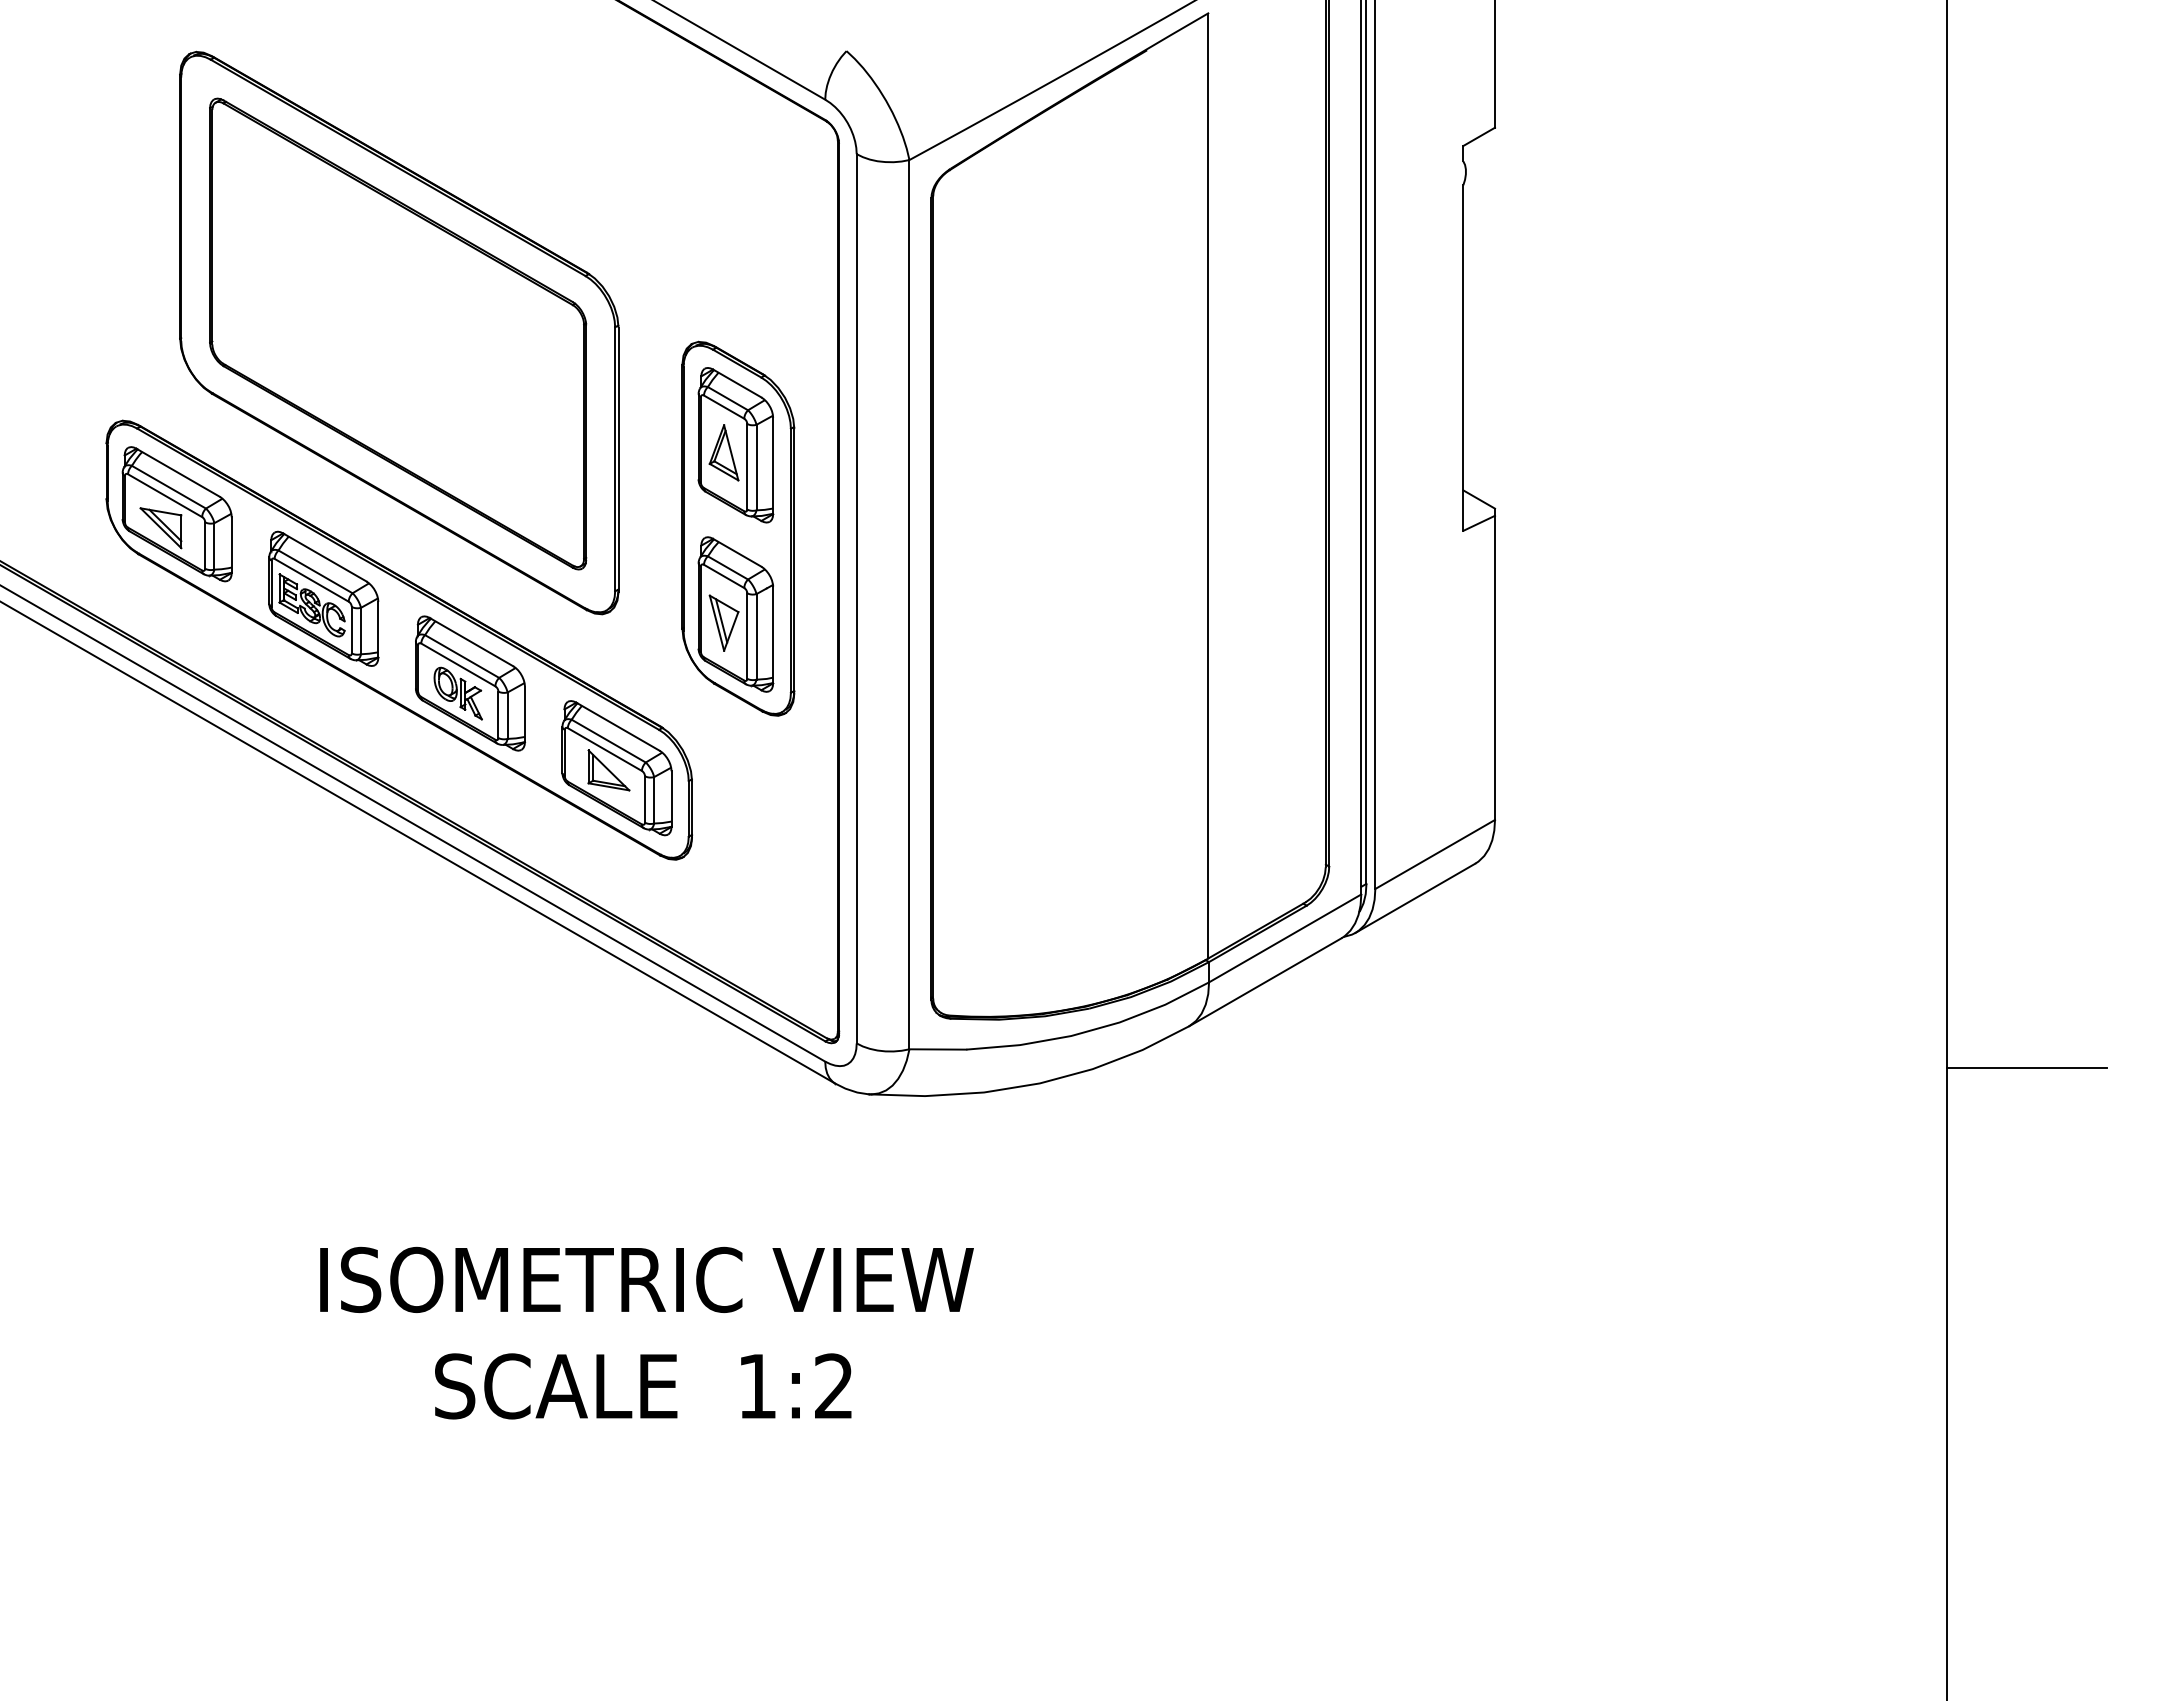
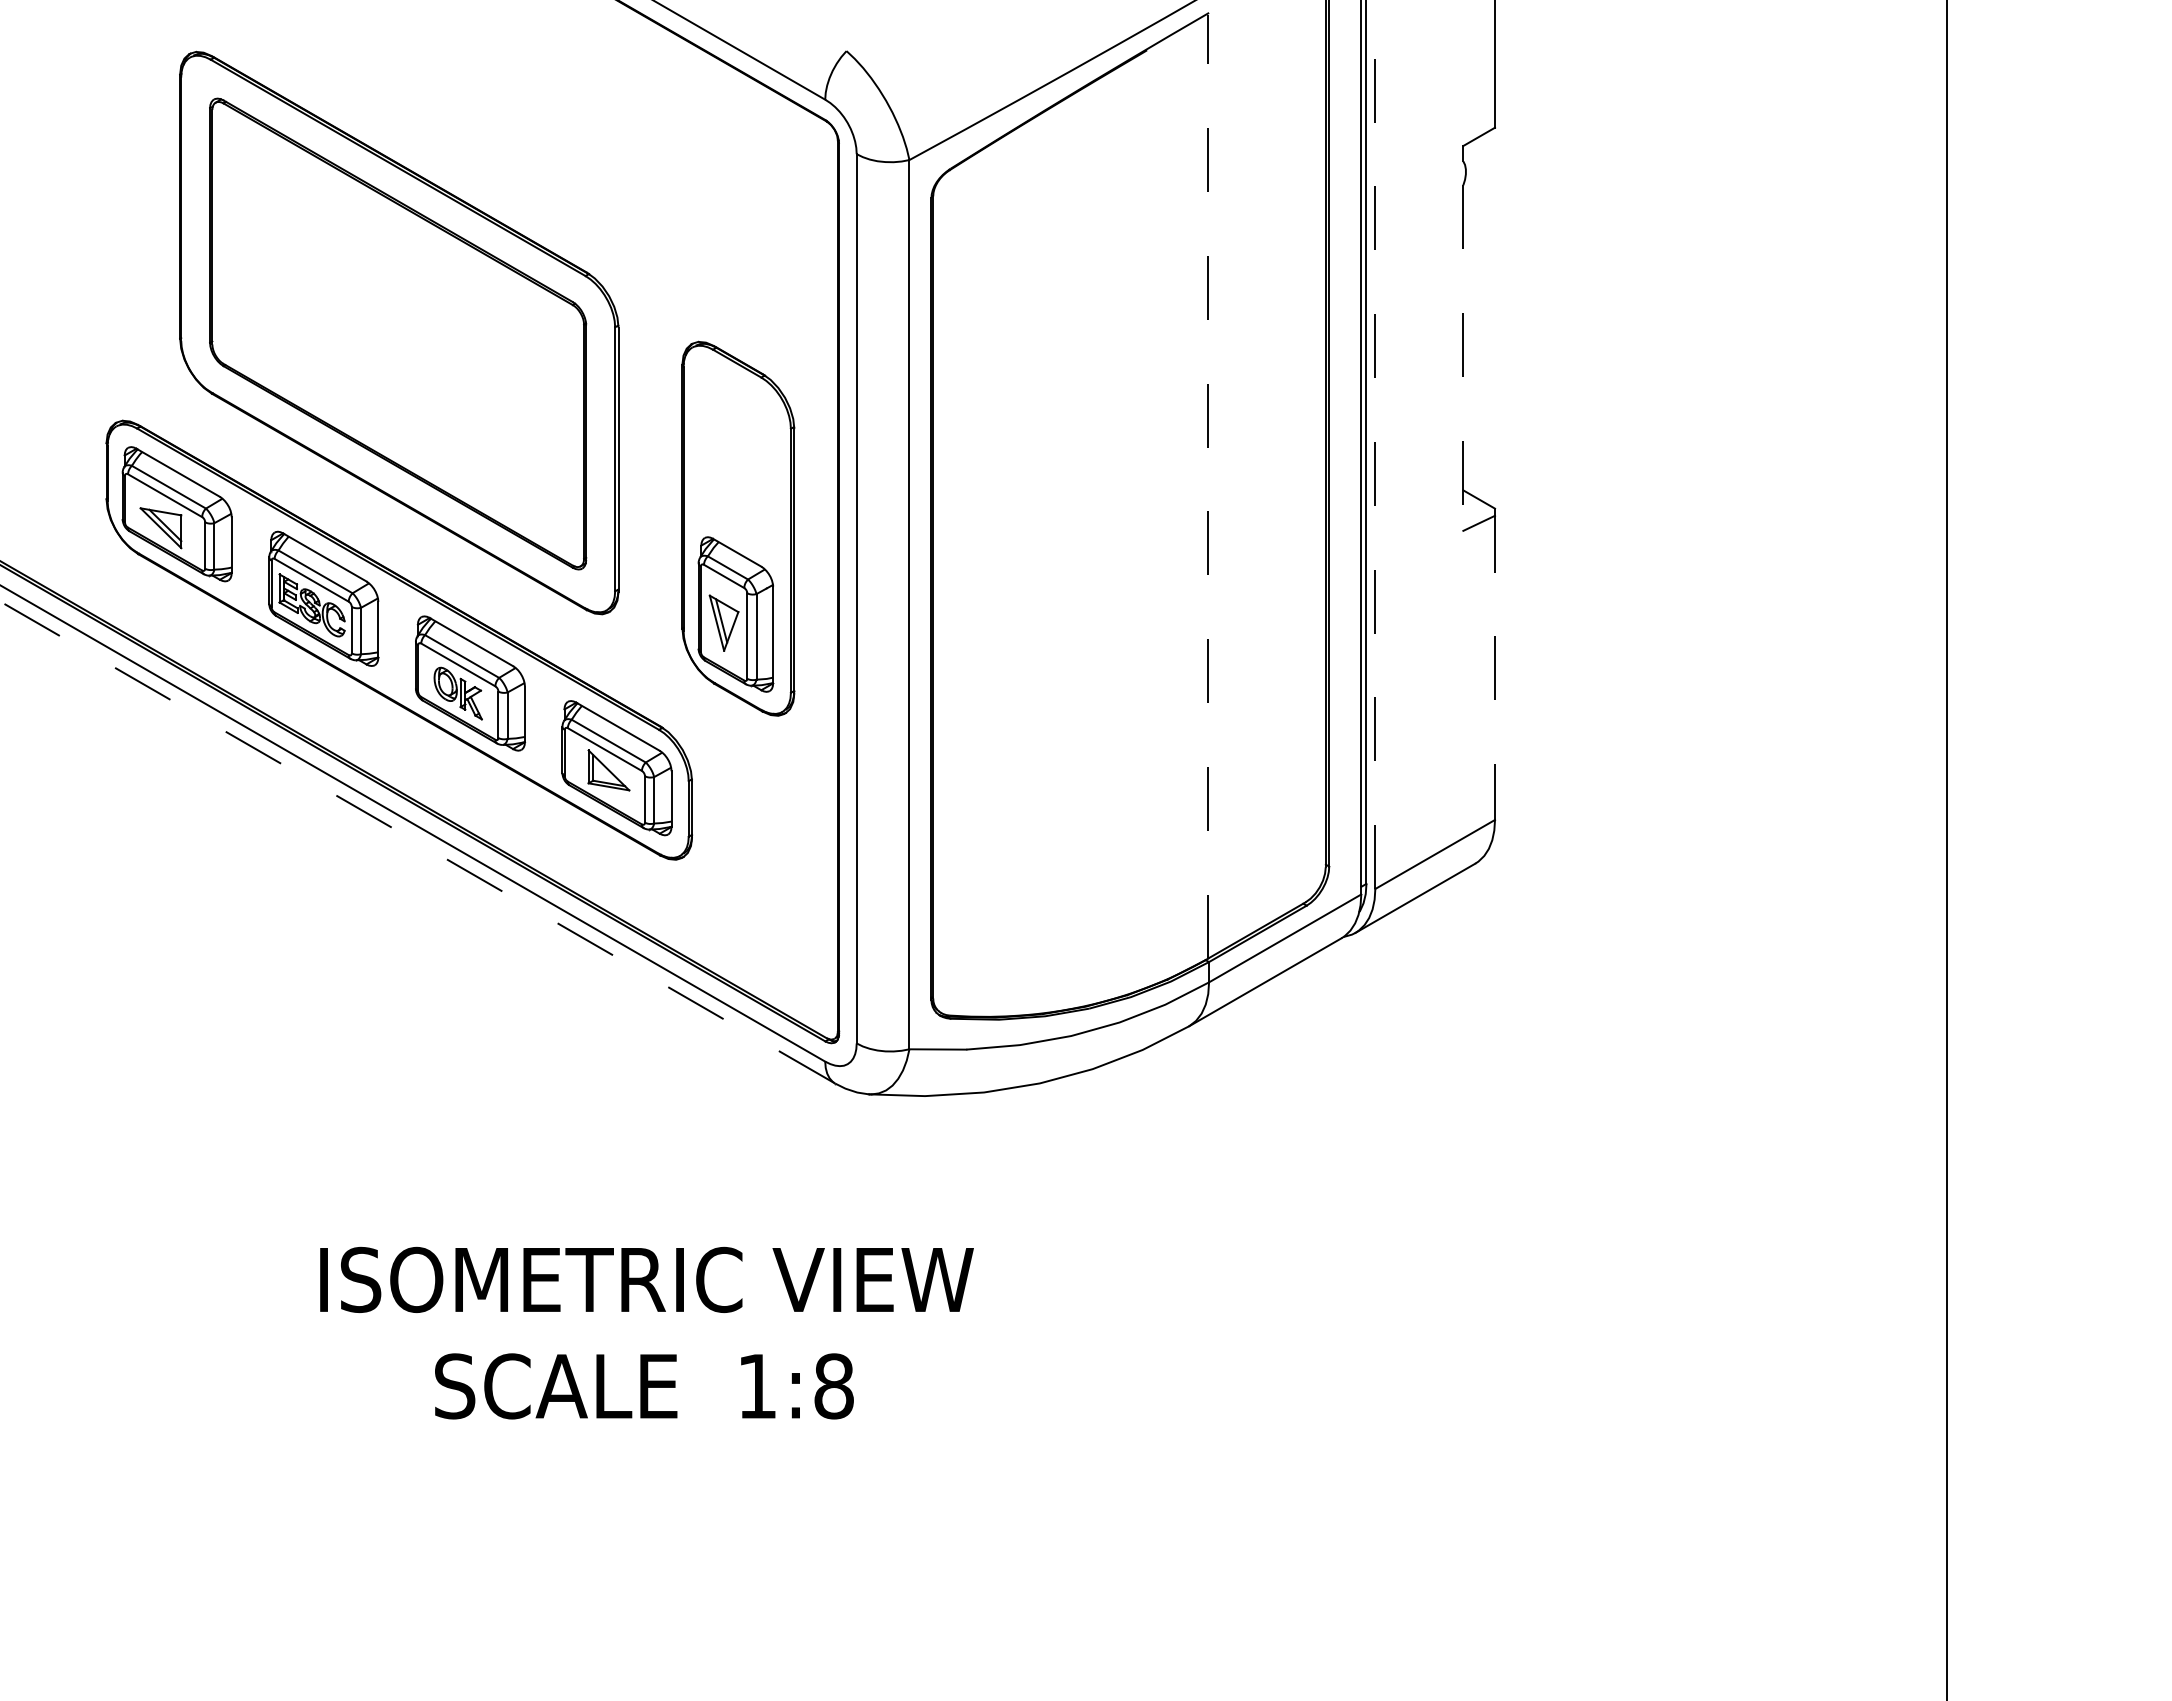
line: solid -> dashed (1463, 358)
line: solid -> dashed (1375, 444)
part: present -> none (735, 445)
line: solid -> dashed (1208, 486)
line: solid -> dashed (1495, 664)
line: solid -> dashed (417, 842)
line: present -> none (2026, 1068)
text: 1:2 -> 1:8 (833, 1386)
